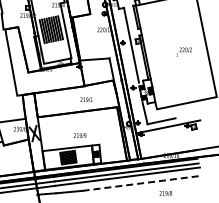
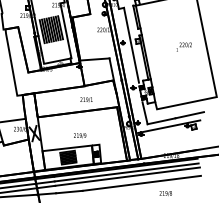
text position: (183, 51) -> (183, 46) (183, 46)
line: none -> present (189, 115)
line: dashed -> solid (141, 183)
line: none -> present (19, 195)
